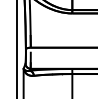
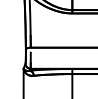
line: present -> none (17, 48)
